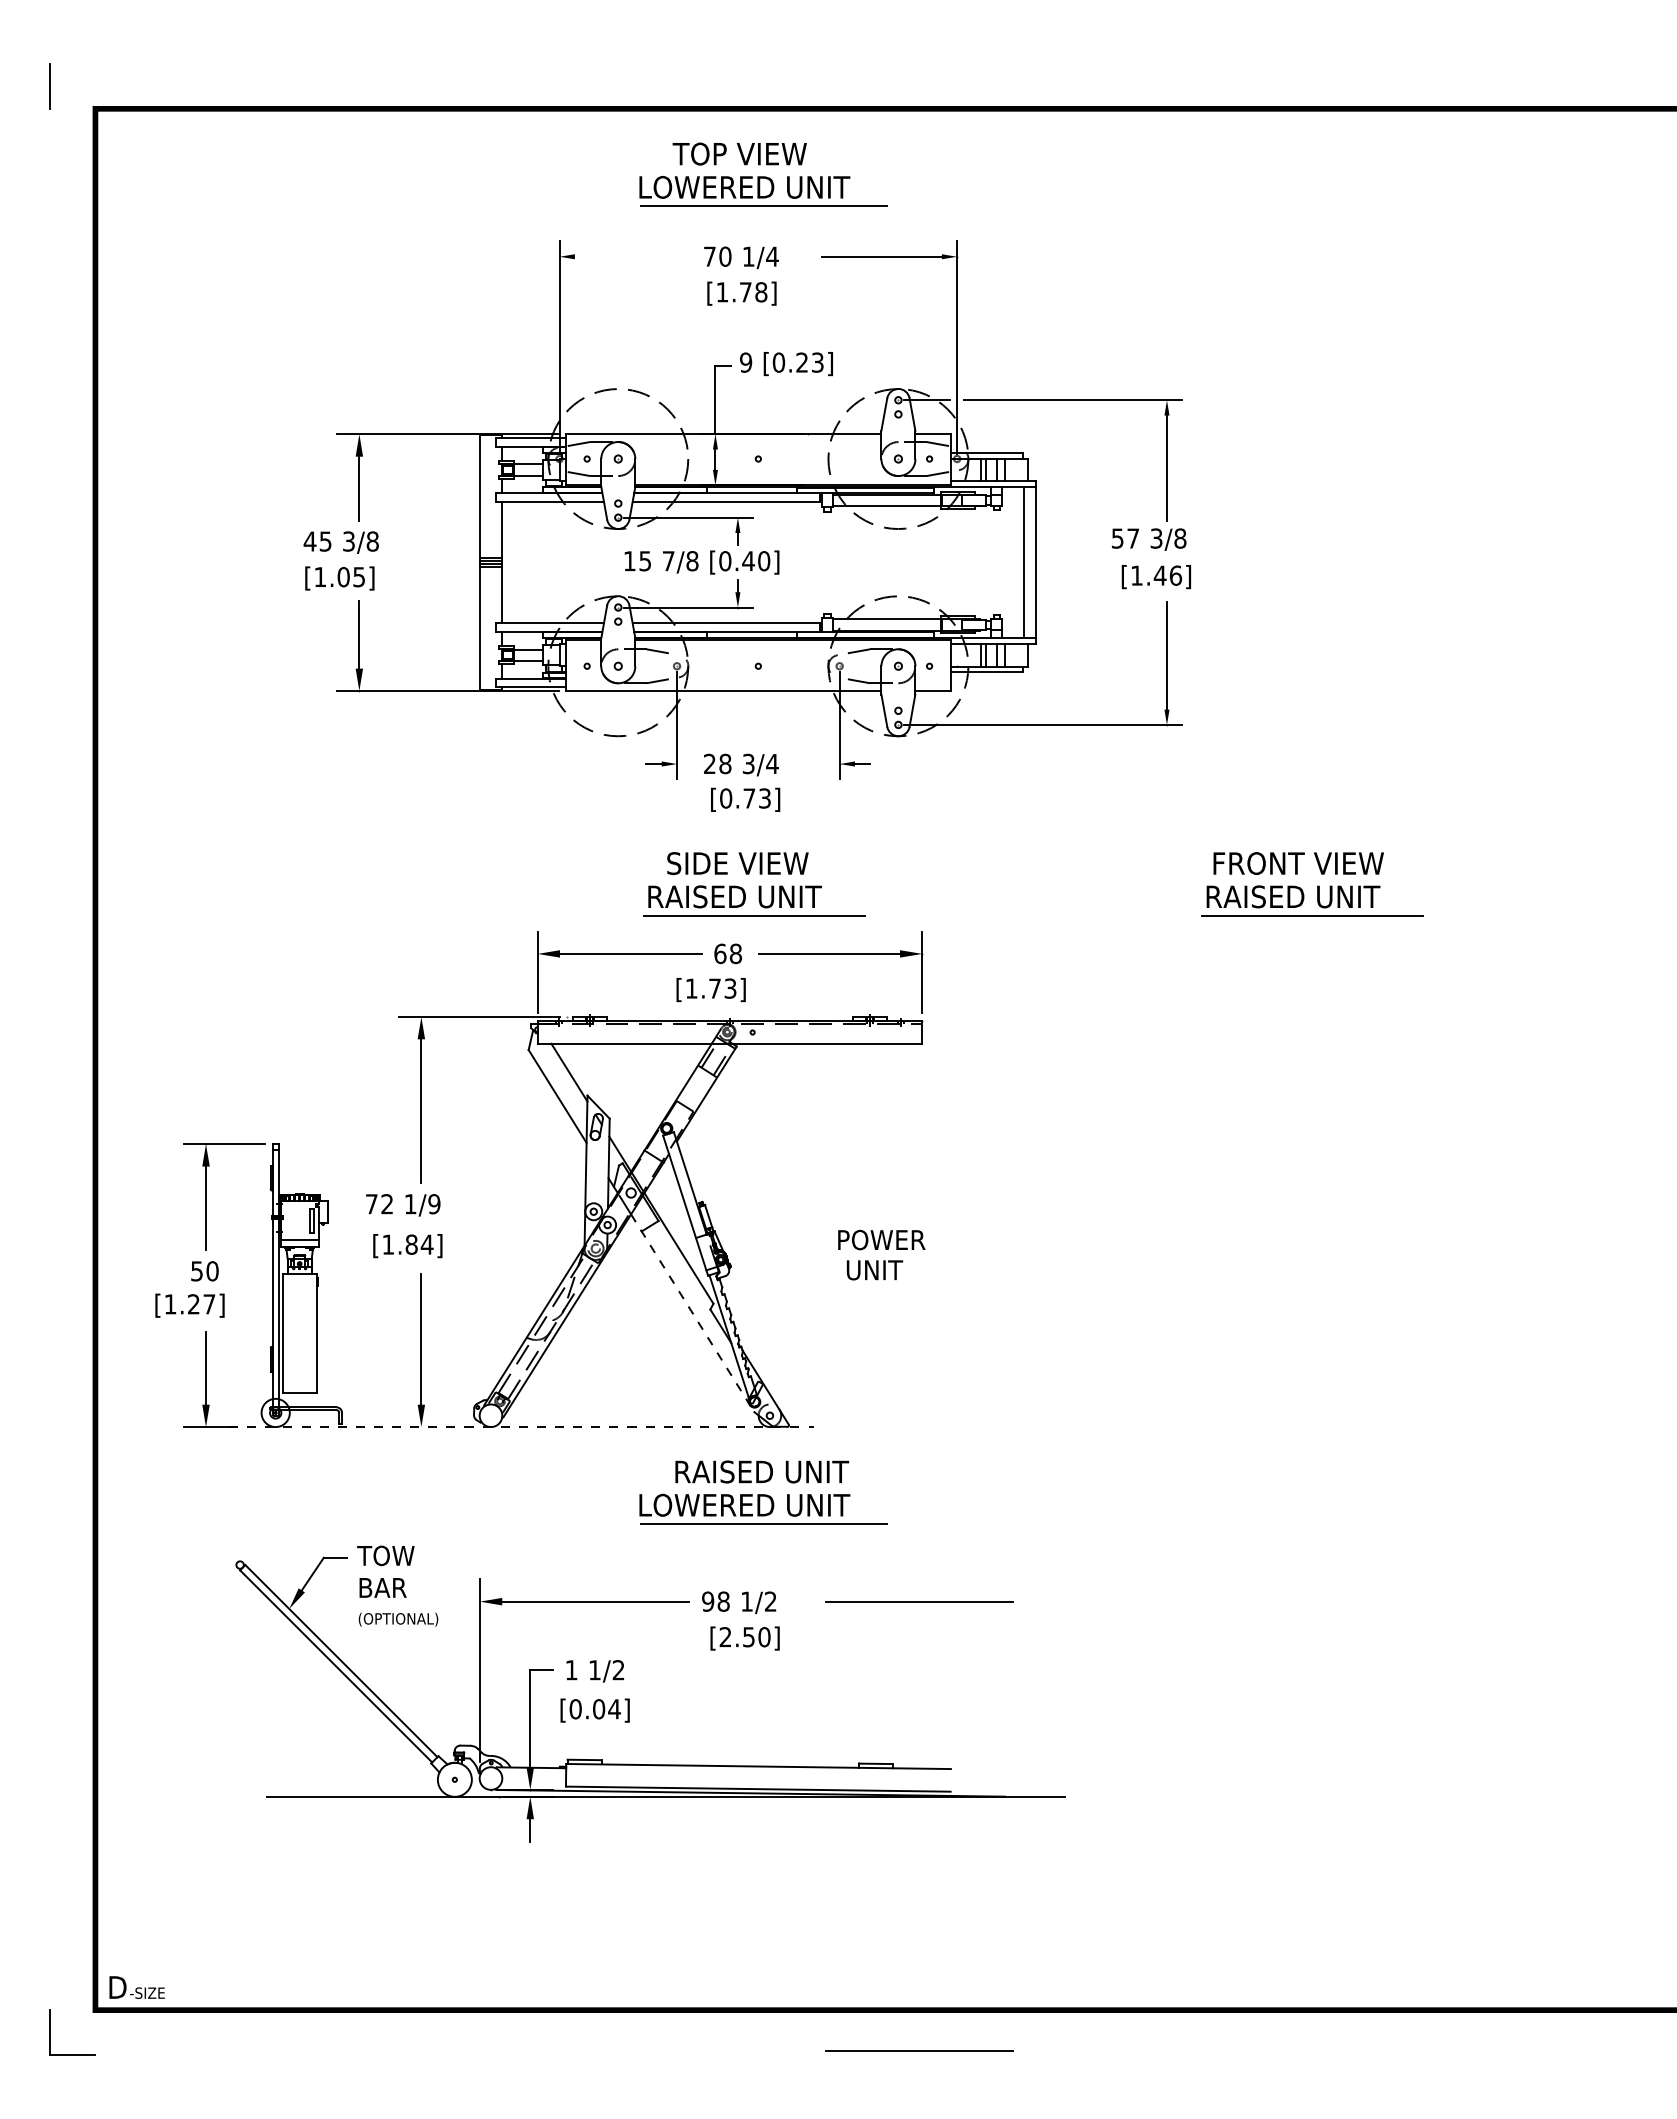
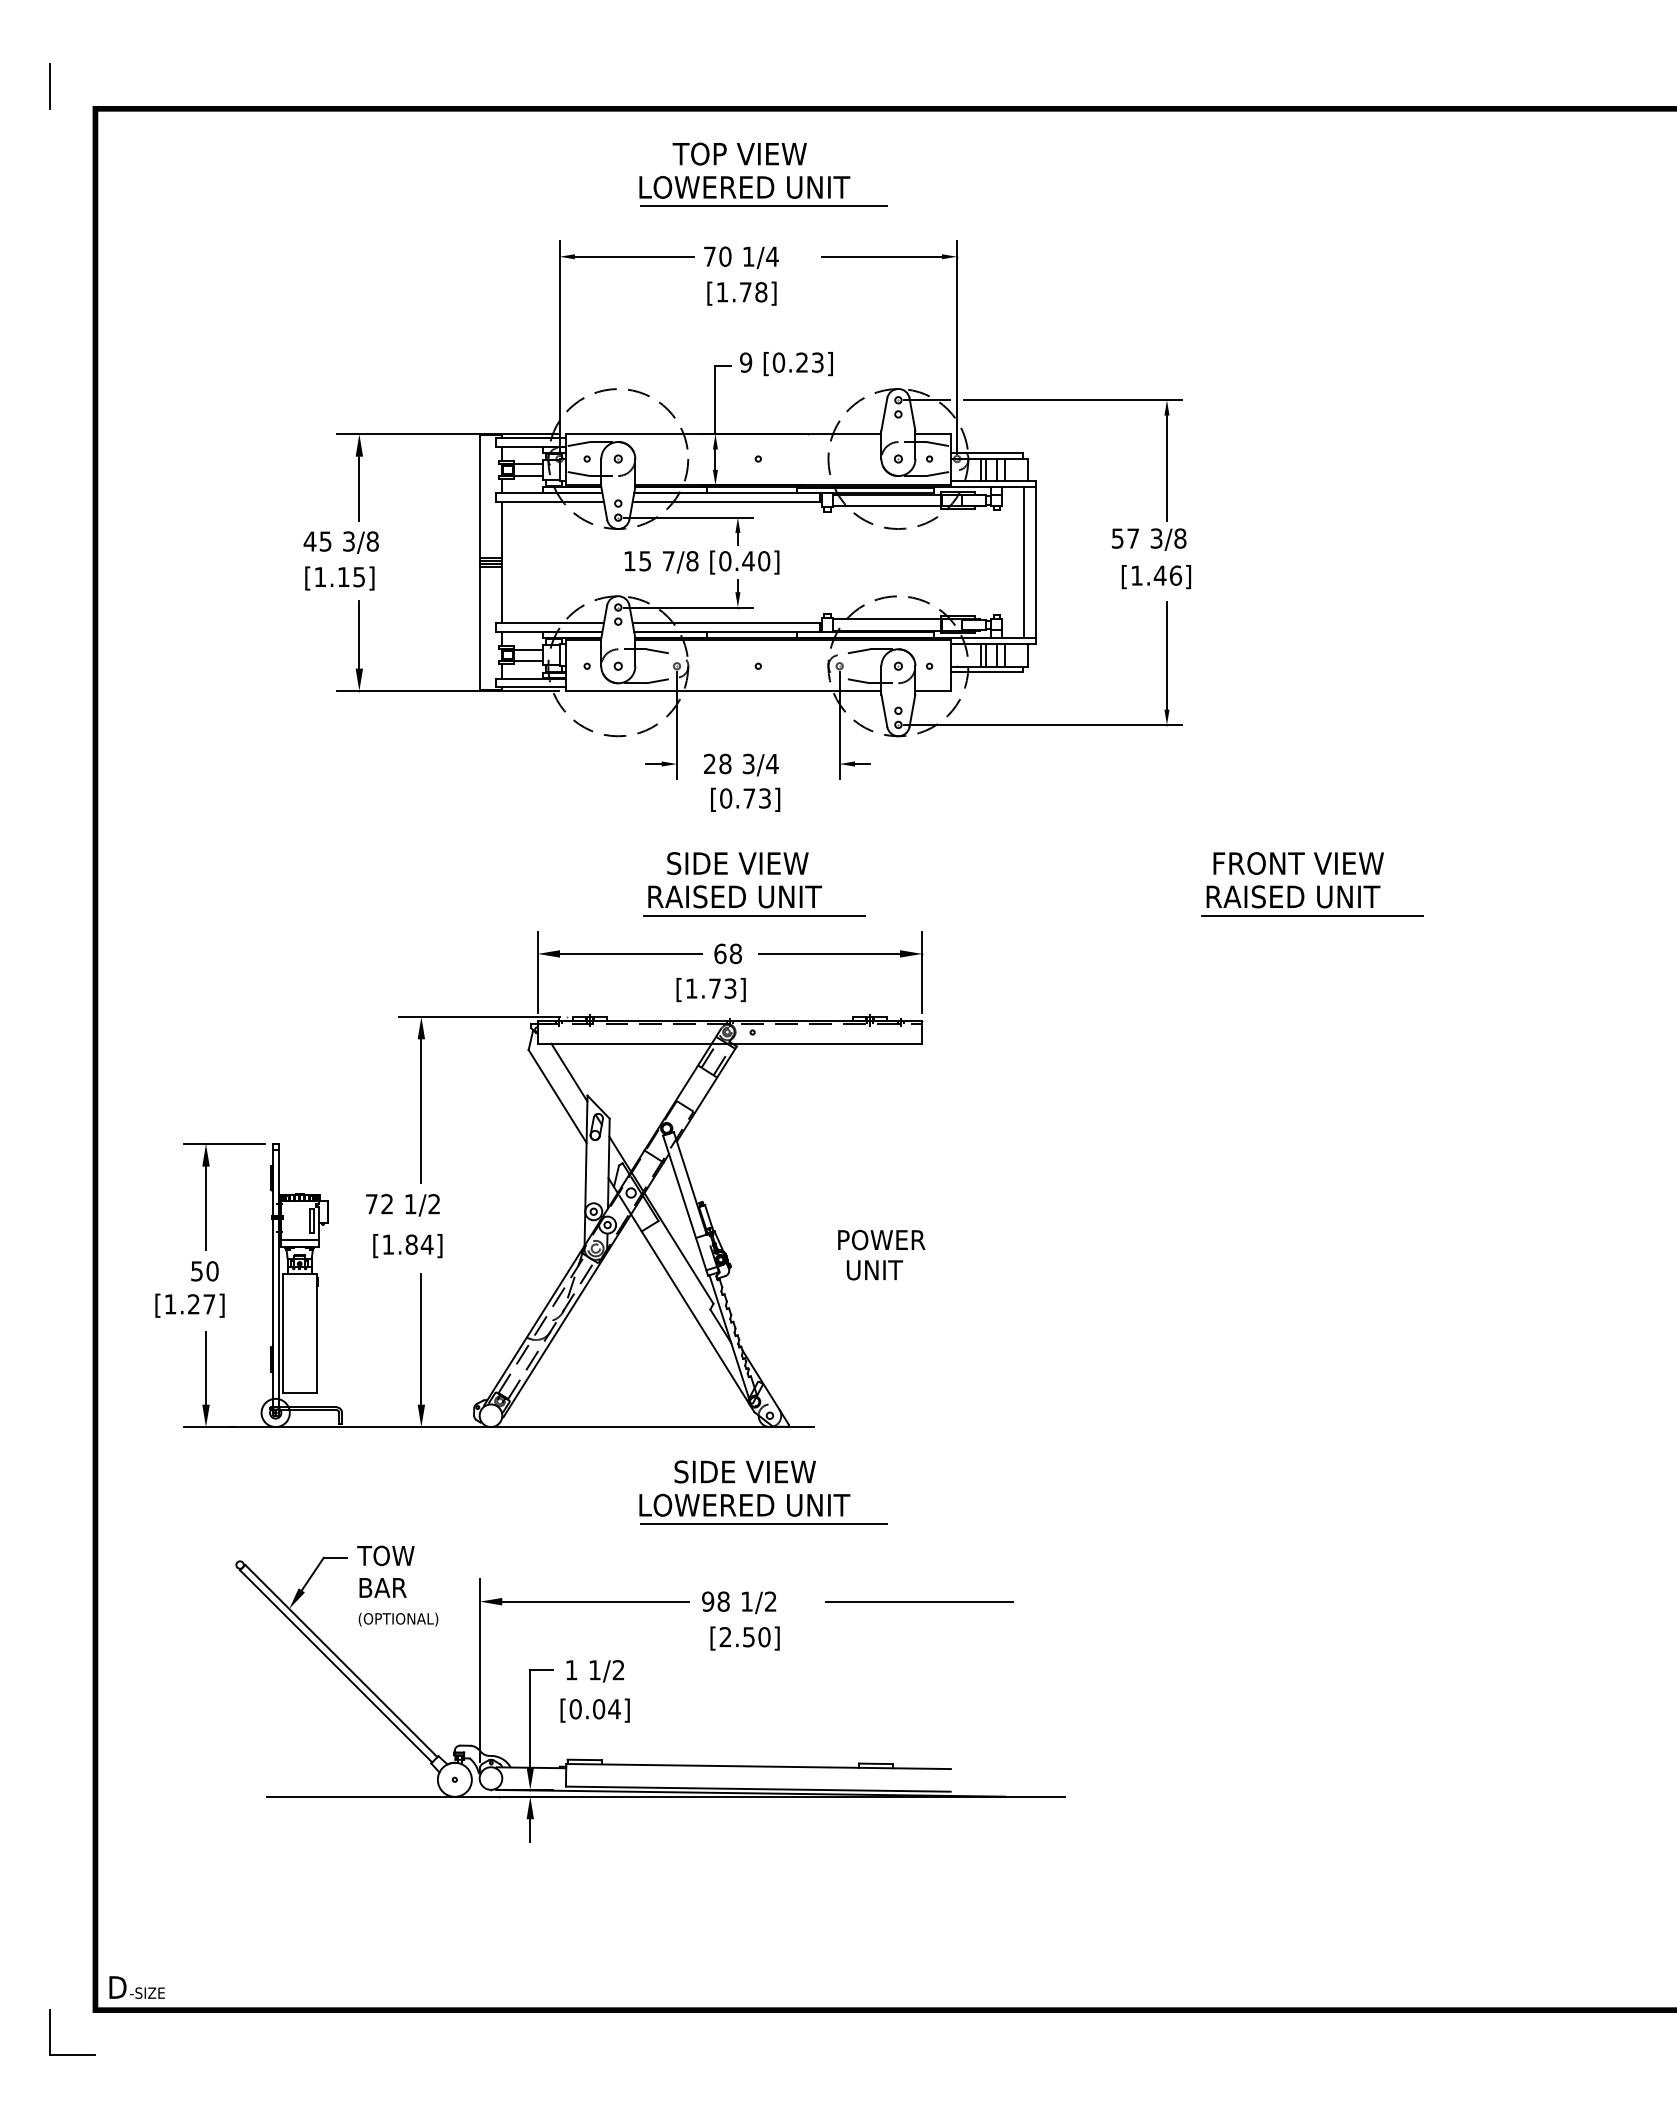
line: none -> present (634, 256)
text: [1.05] -> [1.15] (343, 577)
text: 1/9 -> 1/2 (434, 1204)
line: dashed -> solid (692, 1313)
line: dashed -> solid (521, 1427)
text: RAISED UNIT -> SIDE VIEW (761, 1471)
line: present -> none (919, 2050)
